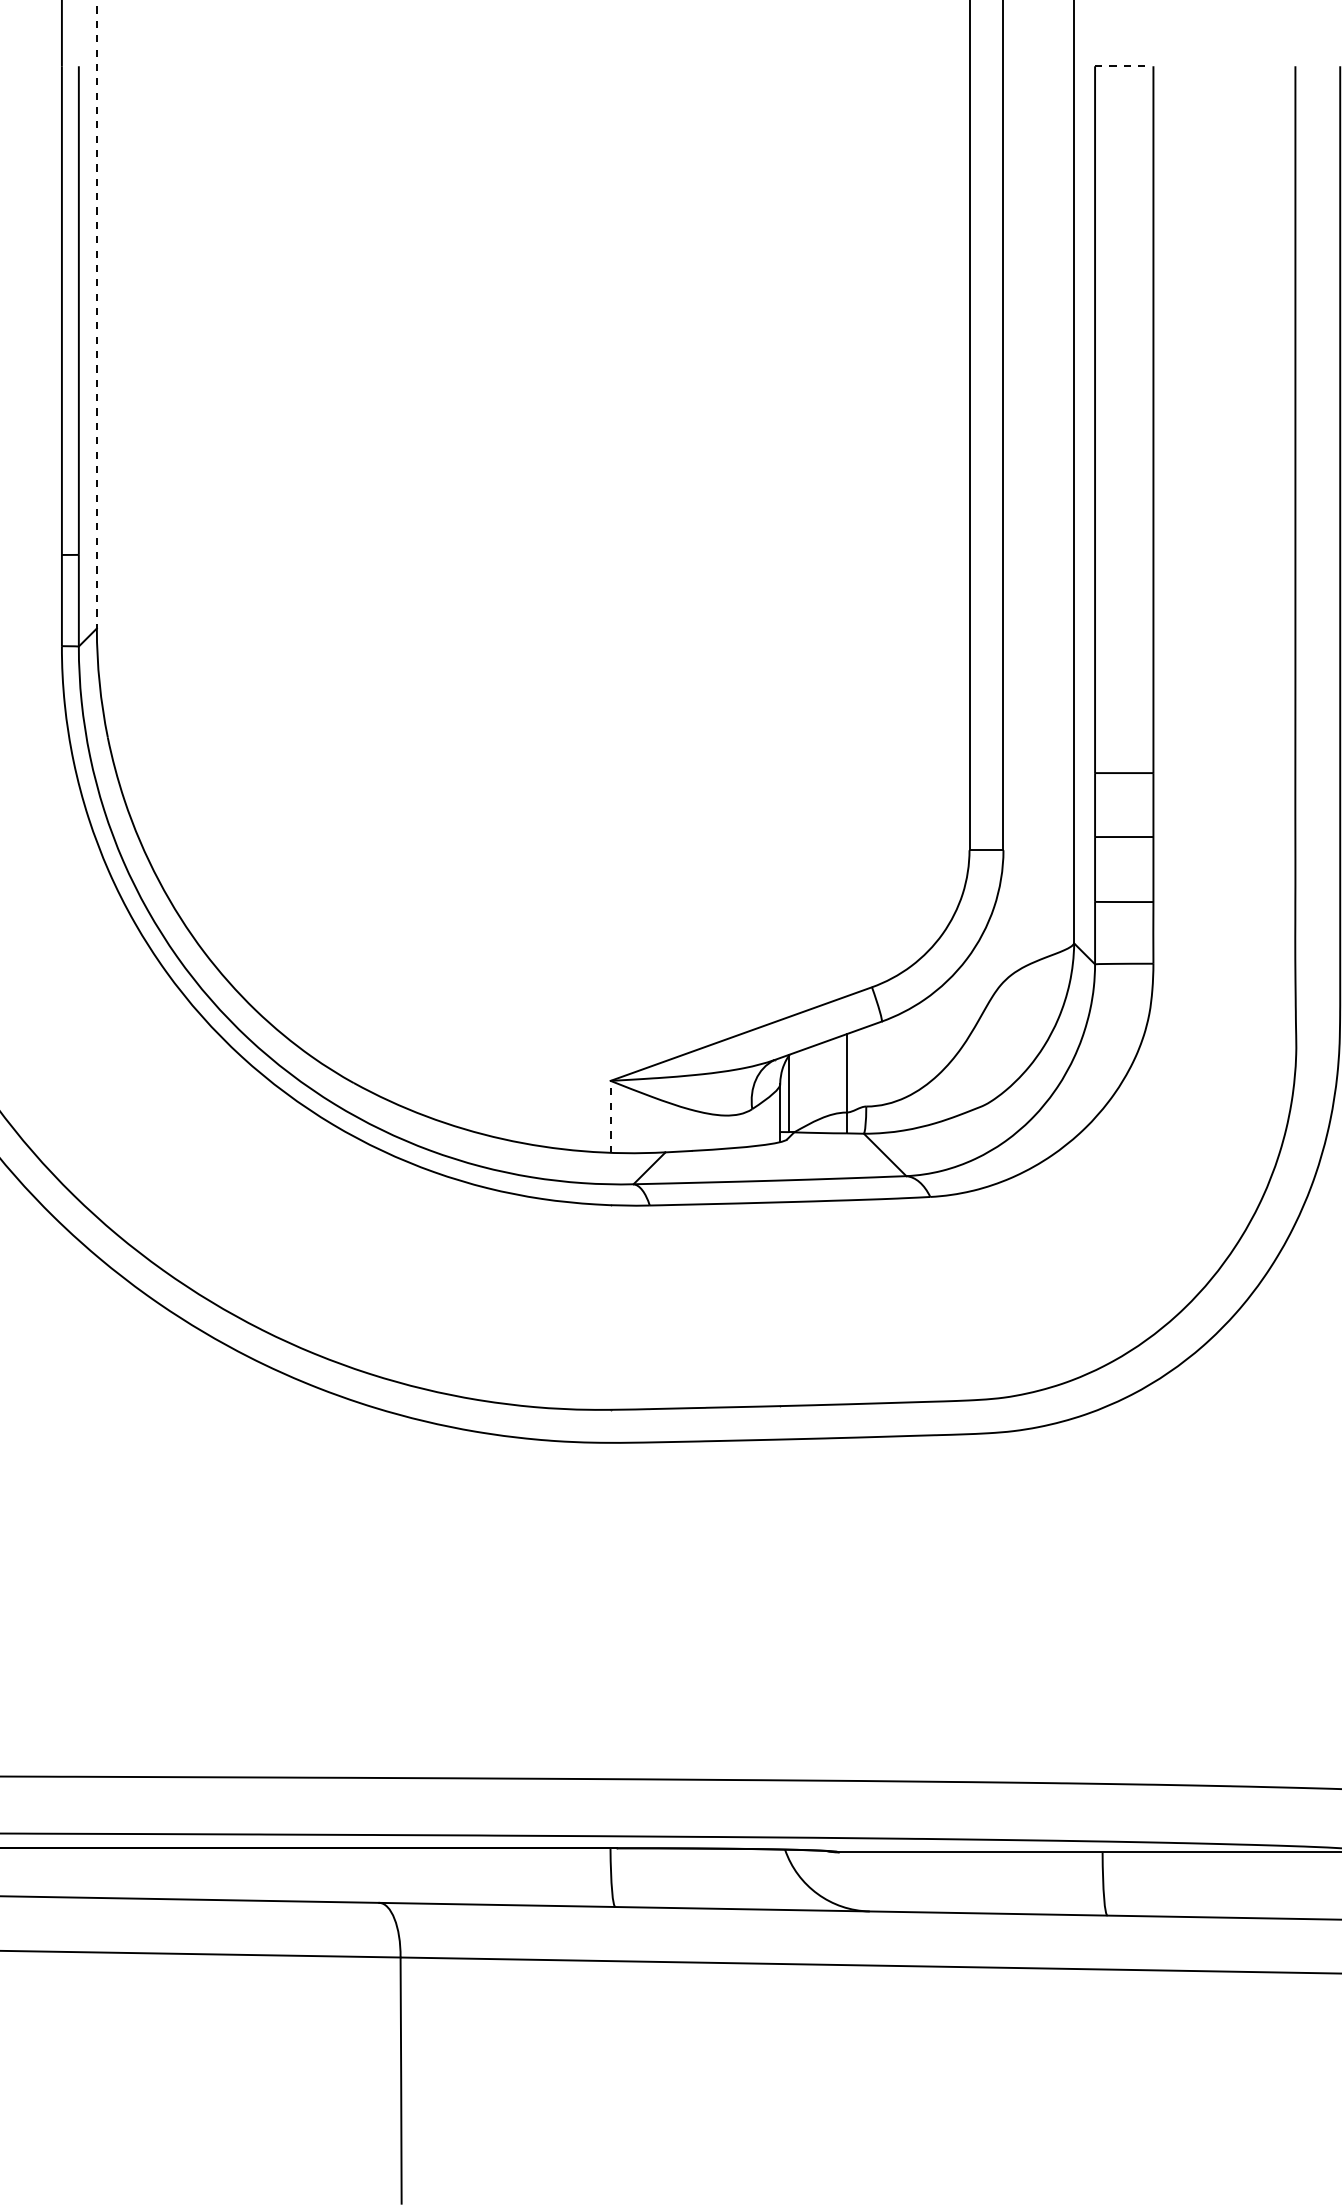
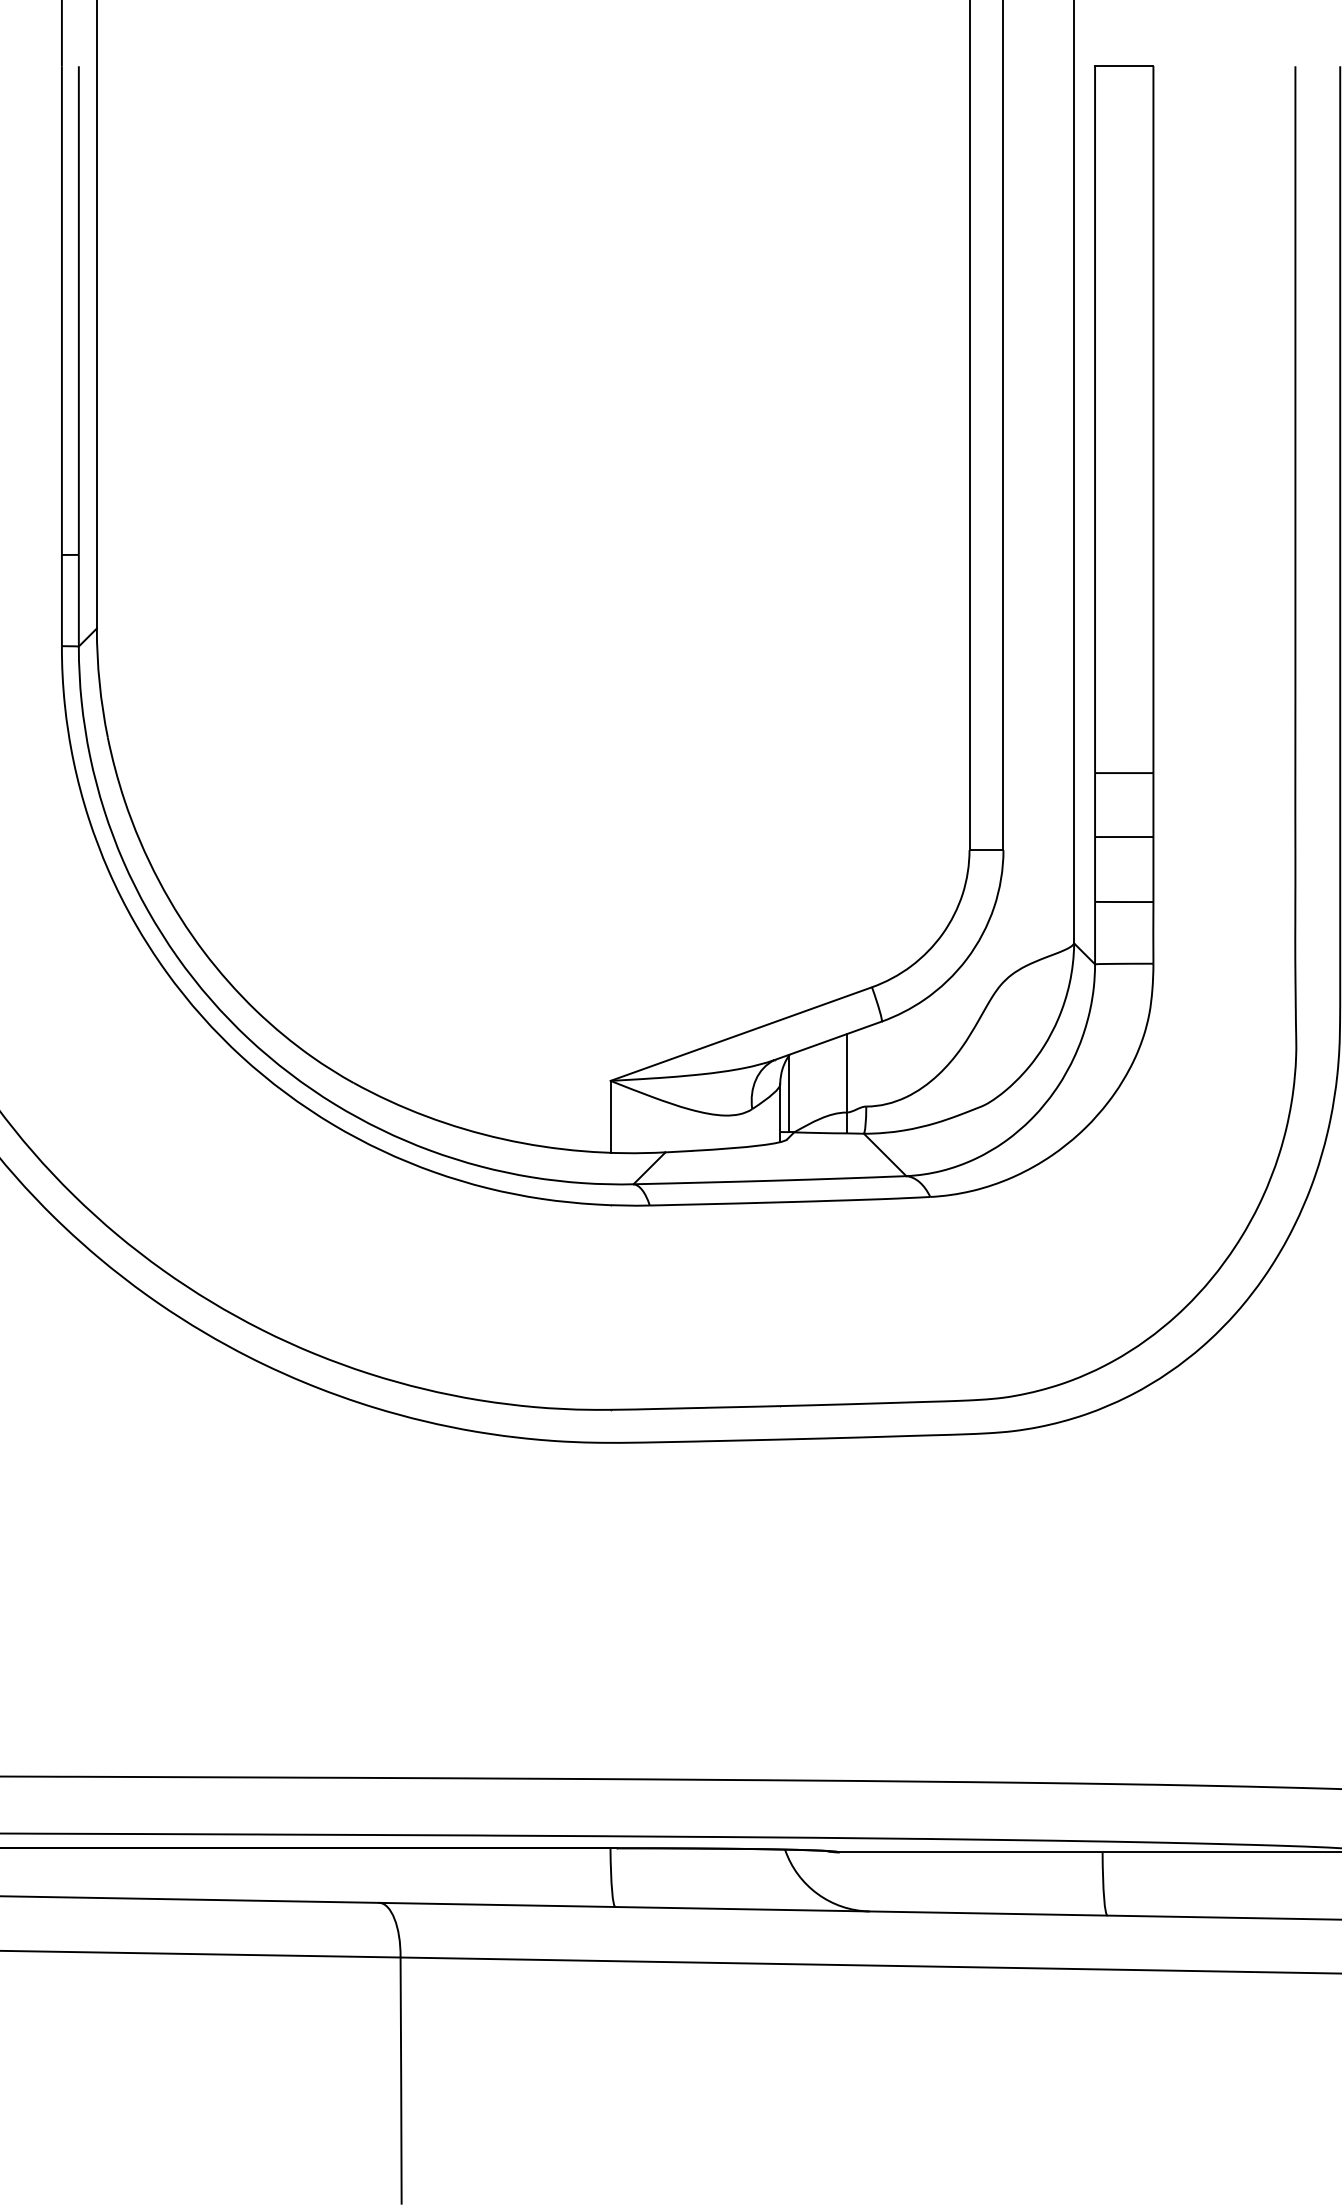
line: dashed -> solid (1124, 66)
line: dashed -> solid (96, 314)
line: dashed -> solid (610, 1116)
